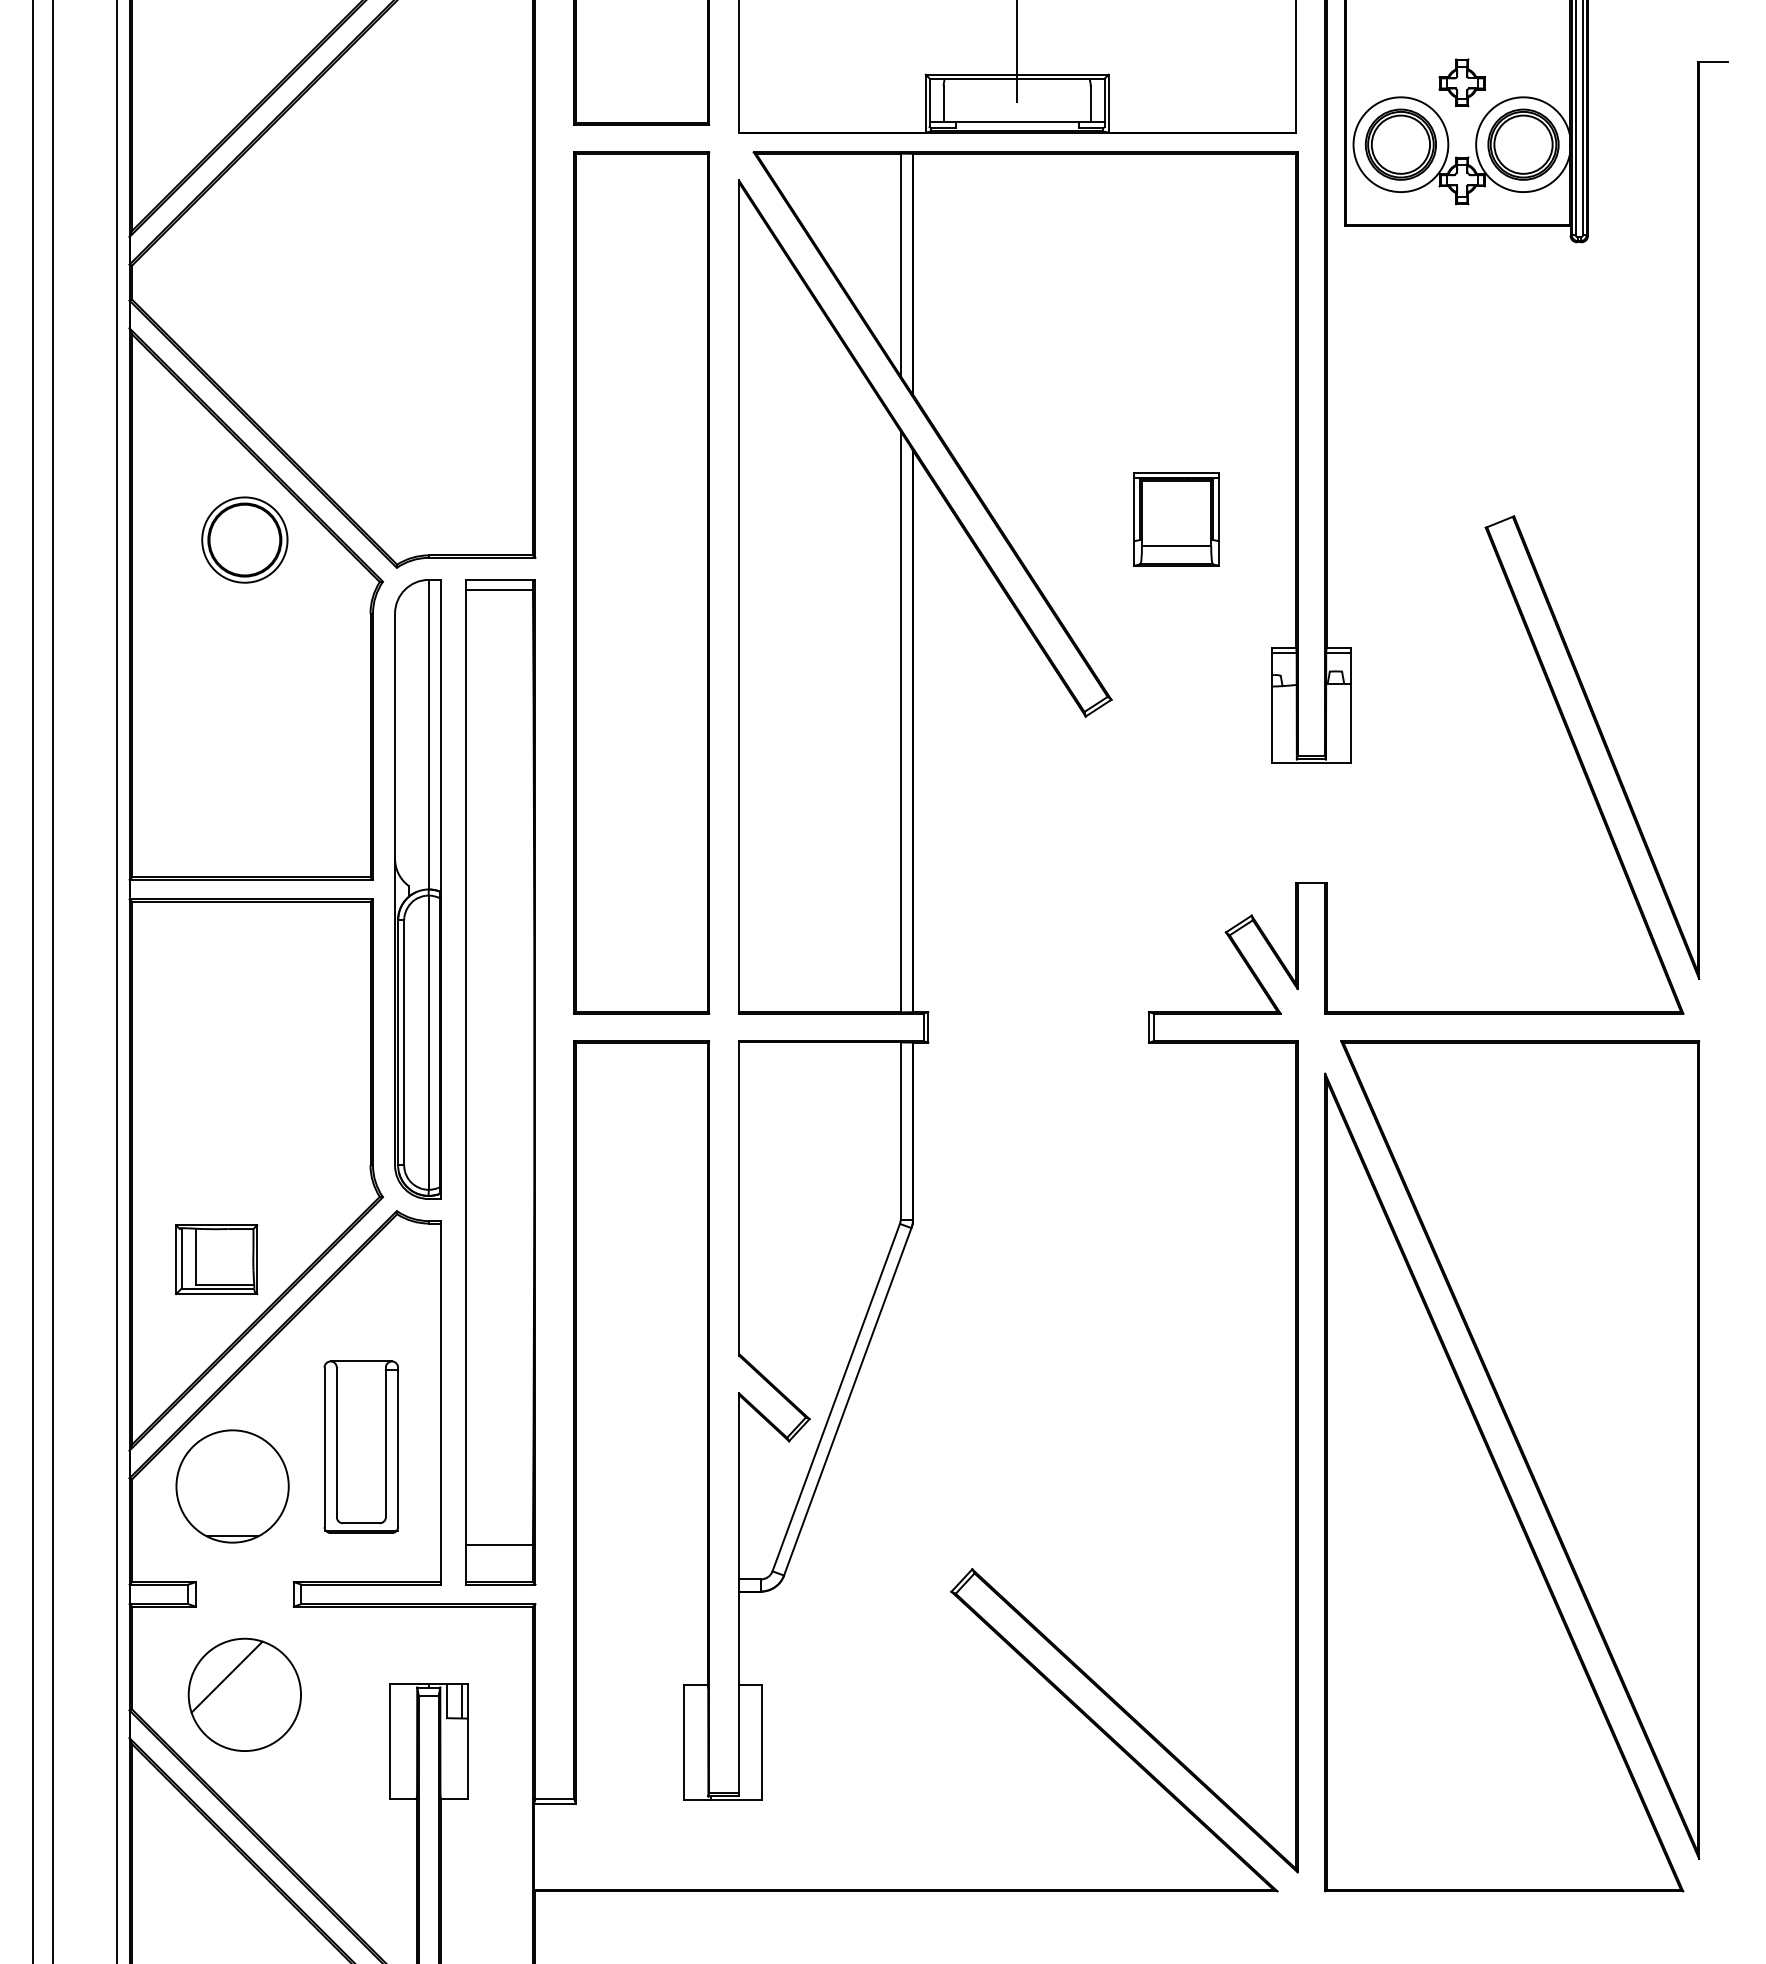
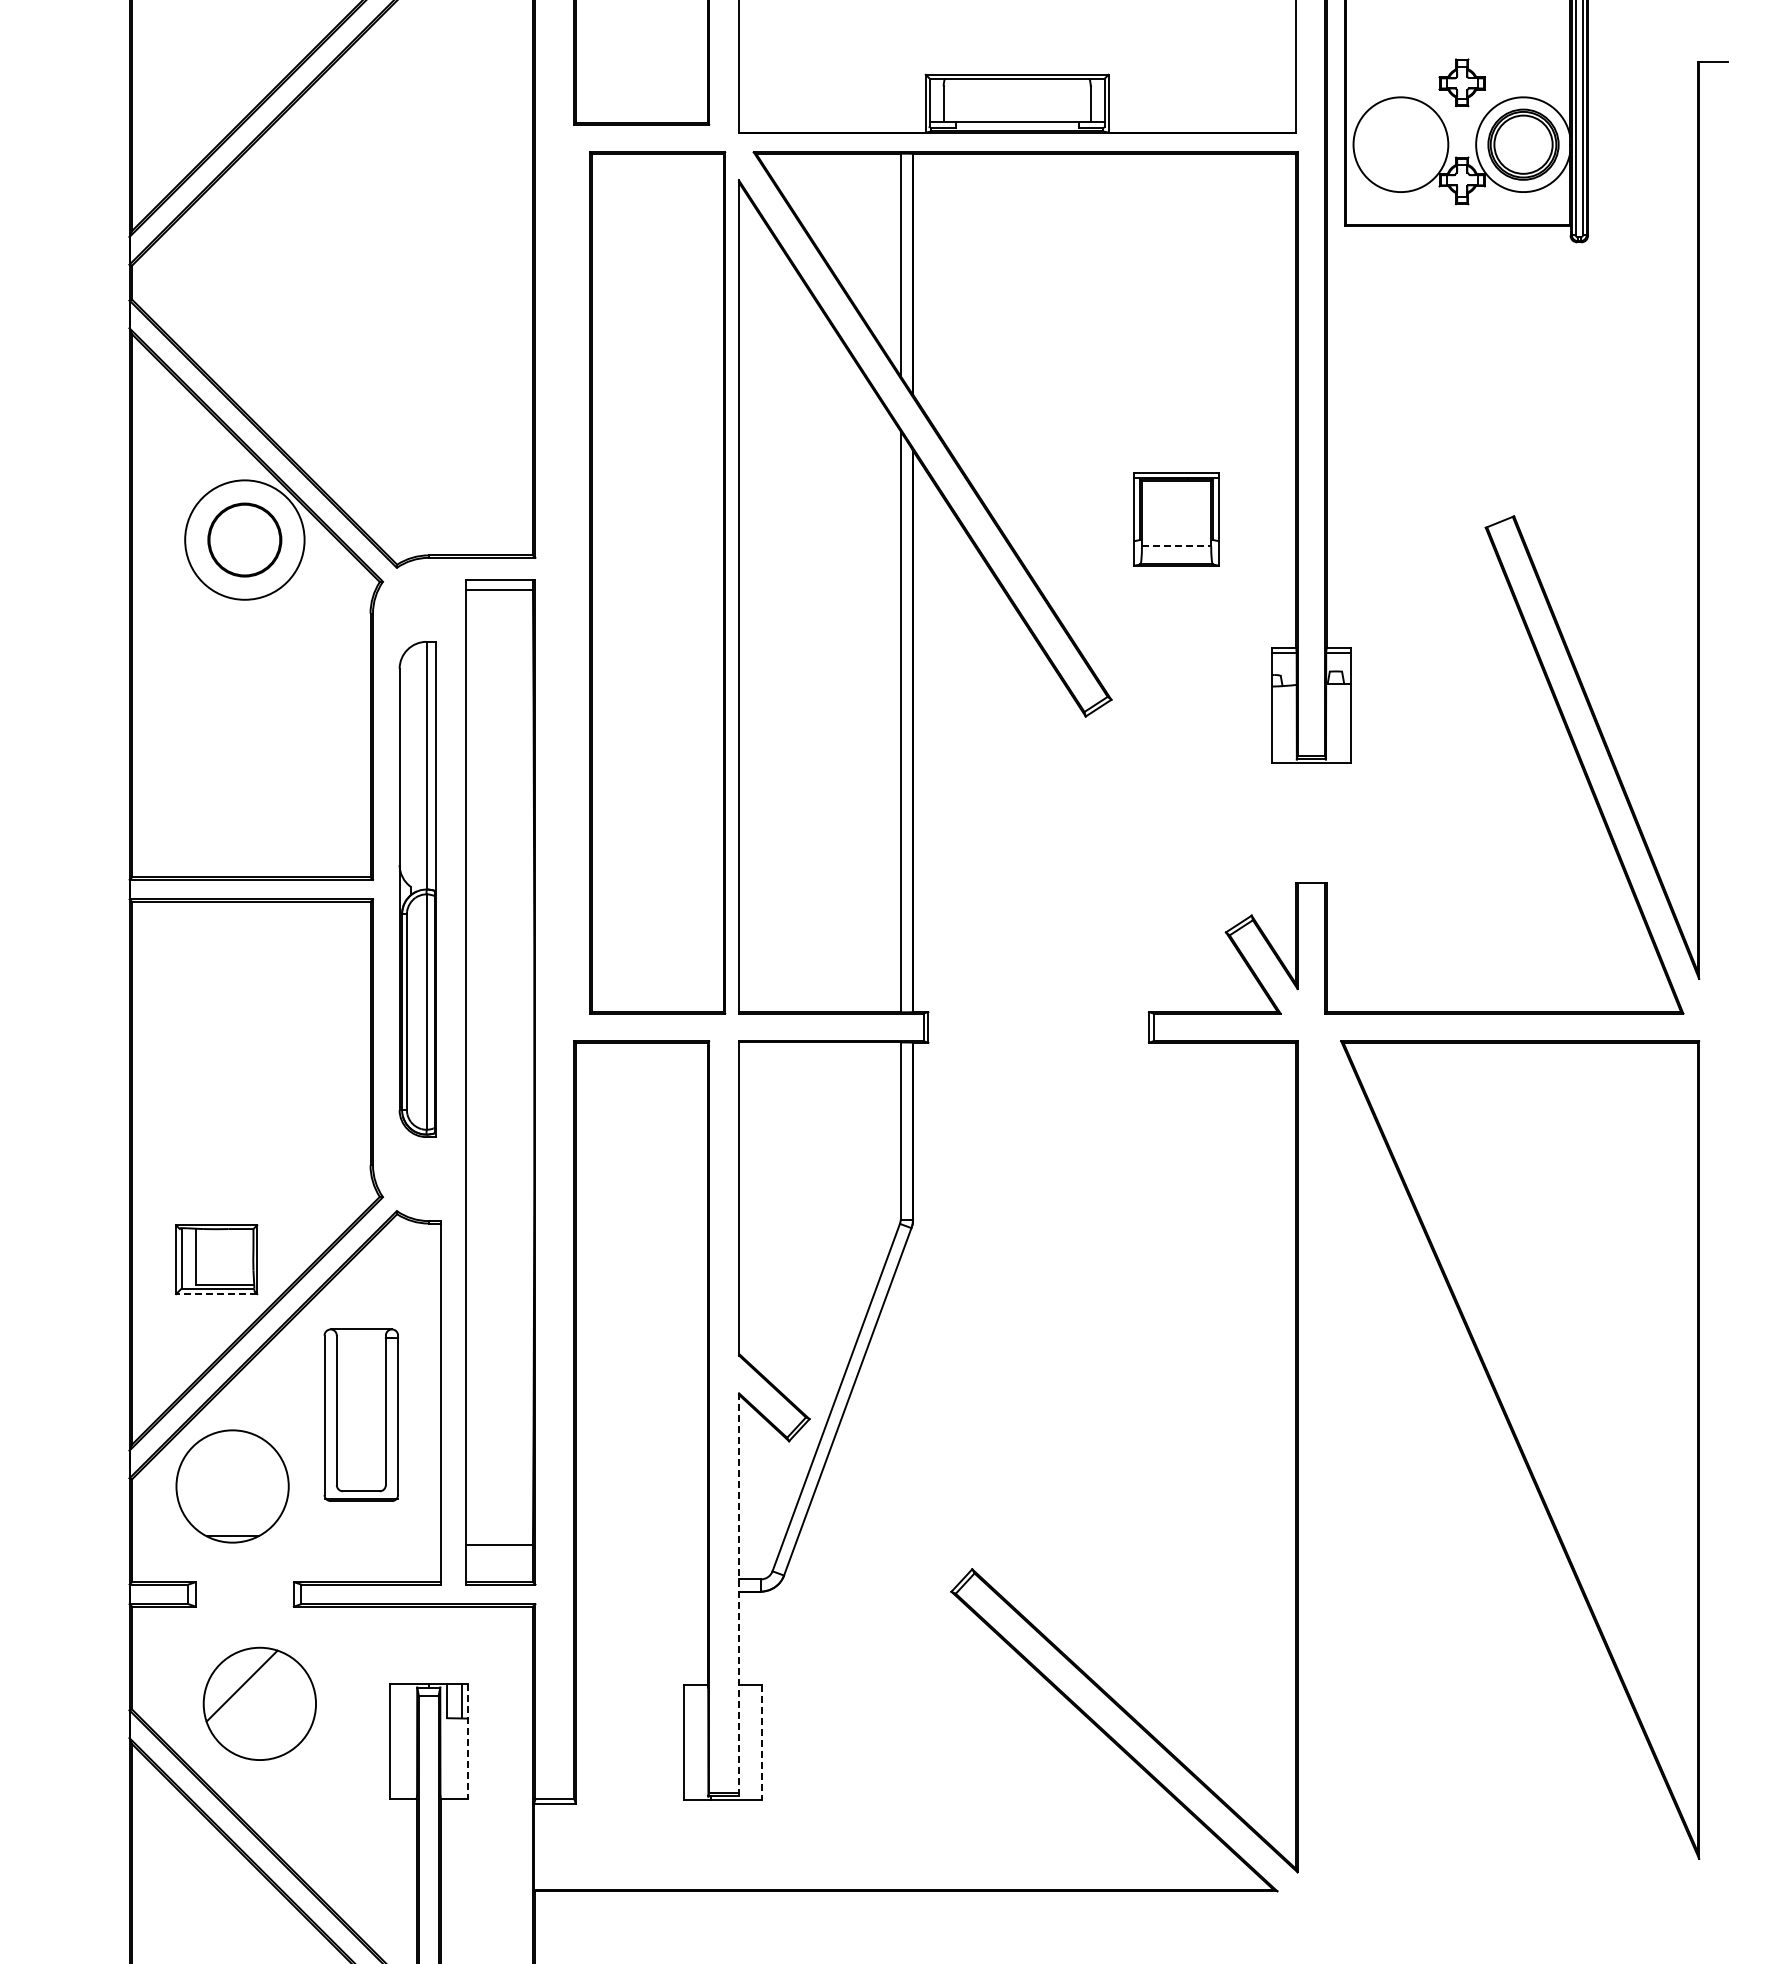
line: present -> none (1017, 52)
part: present -> none (1400, 144)
circle diameter: 85 px -> 119 px (244, 539)
line: solid -> dashed (1176, 546)
part position: (641, 582) -> (657, 582) (657, 582)
part size: 48x621 px -> 39x497 px (417, 889)
line: present -> none (33, 981)
line: present -> none (53, 981)
line: present -> none (117, 981)
line: solid -> dashed (216, 1294)
part position: (360, 1446) -> (360, 1414) (360, 1414)
part: present -> none (1504, 1482)
line: solid -> dashed (739, 1594)
part position: (244, 1694) -> (259, 1703) (259, 1703)
line: solid -> dashed (467, 1741)
line: solid -> dashed (762, 1742)
